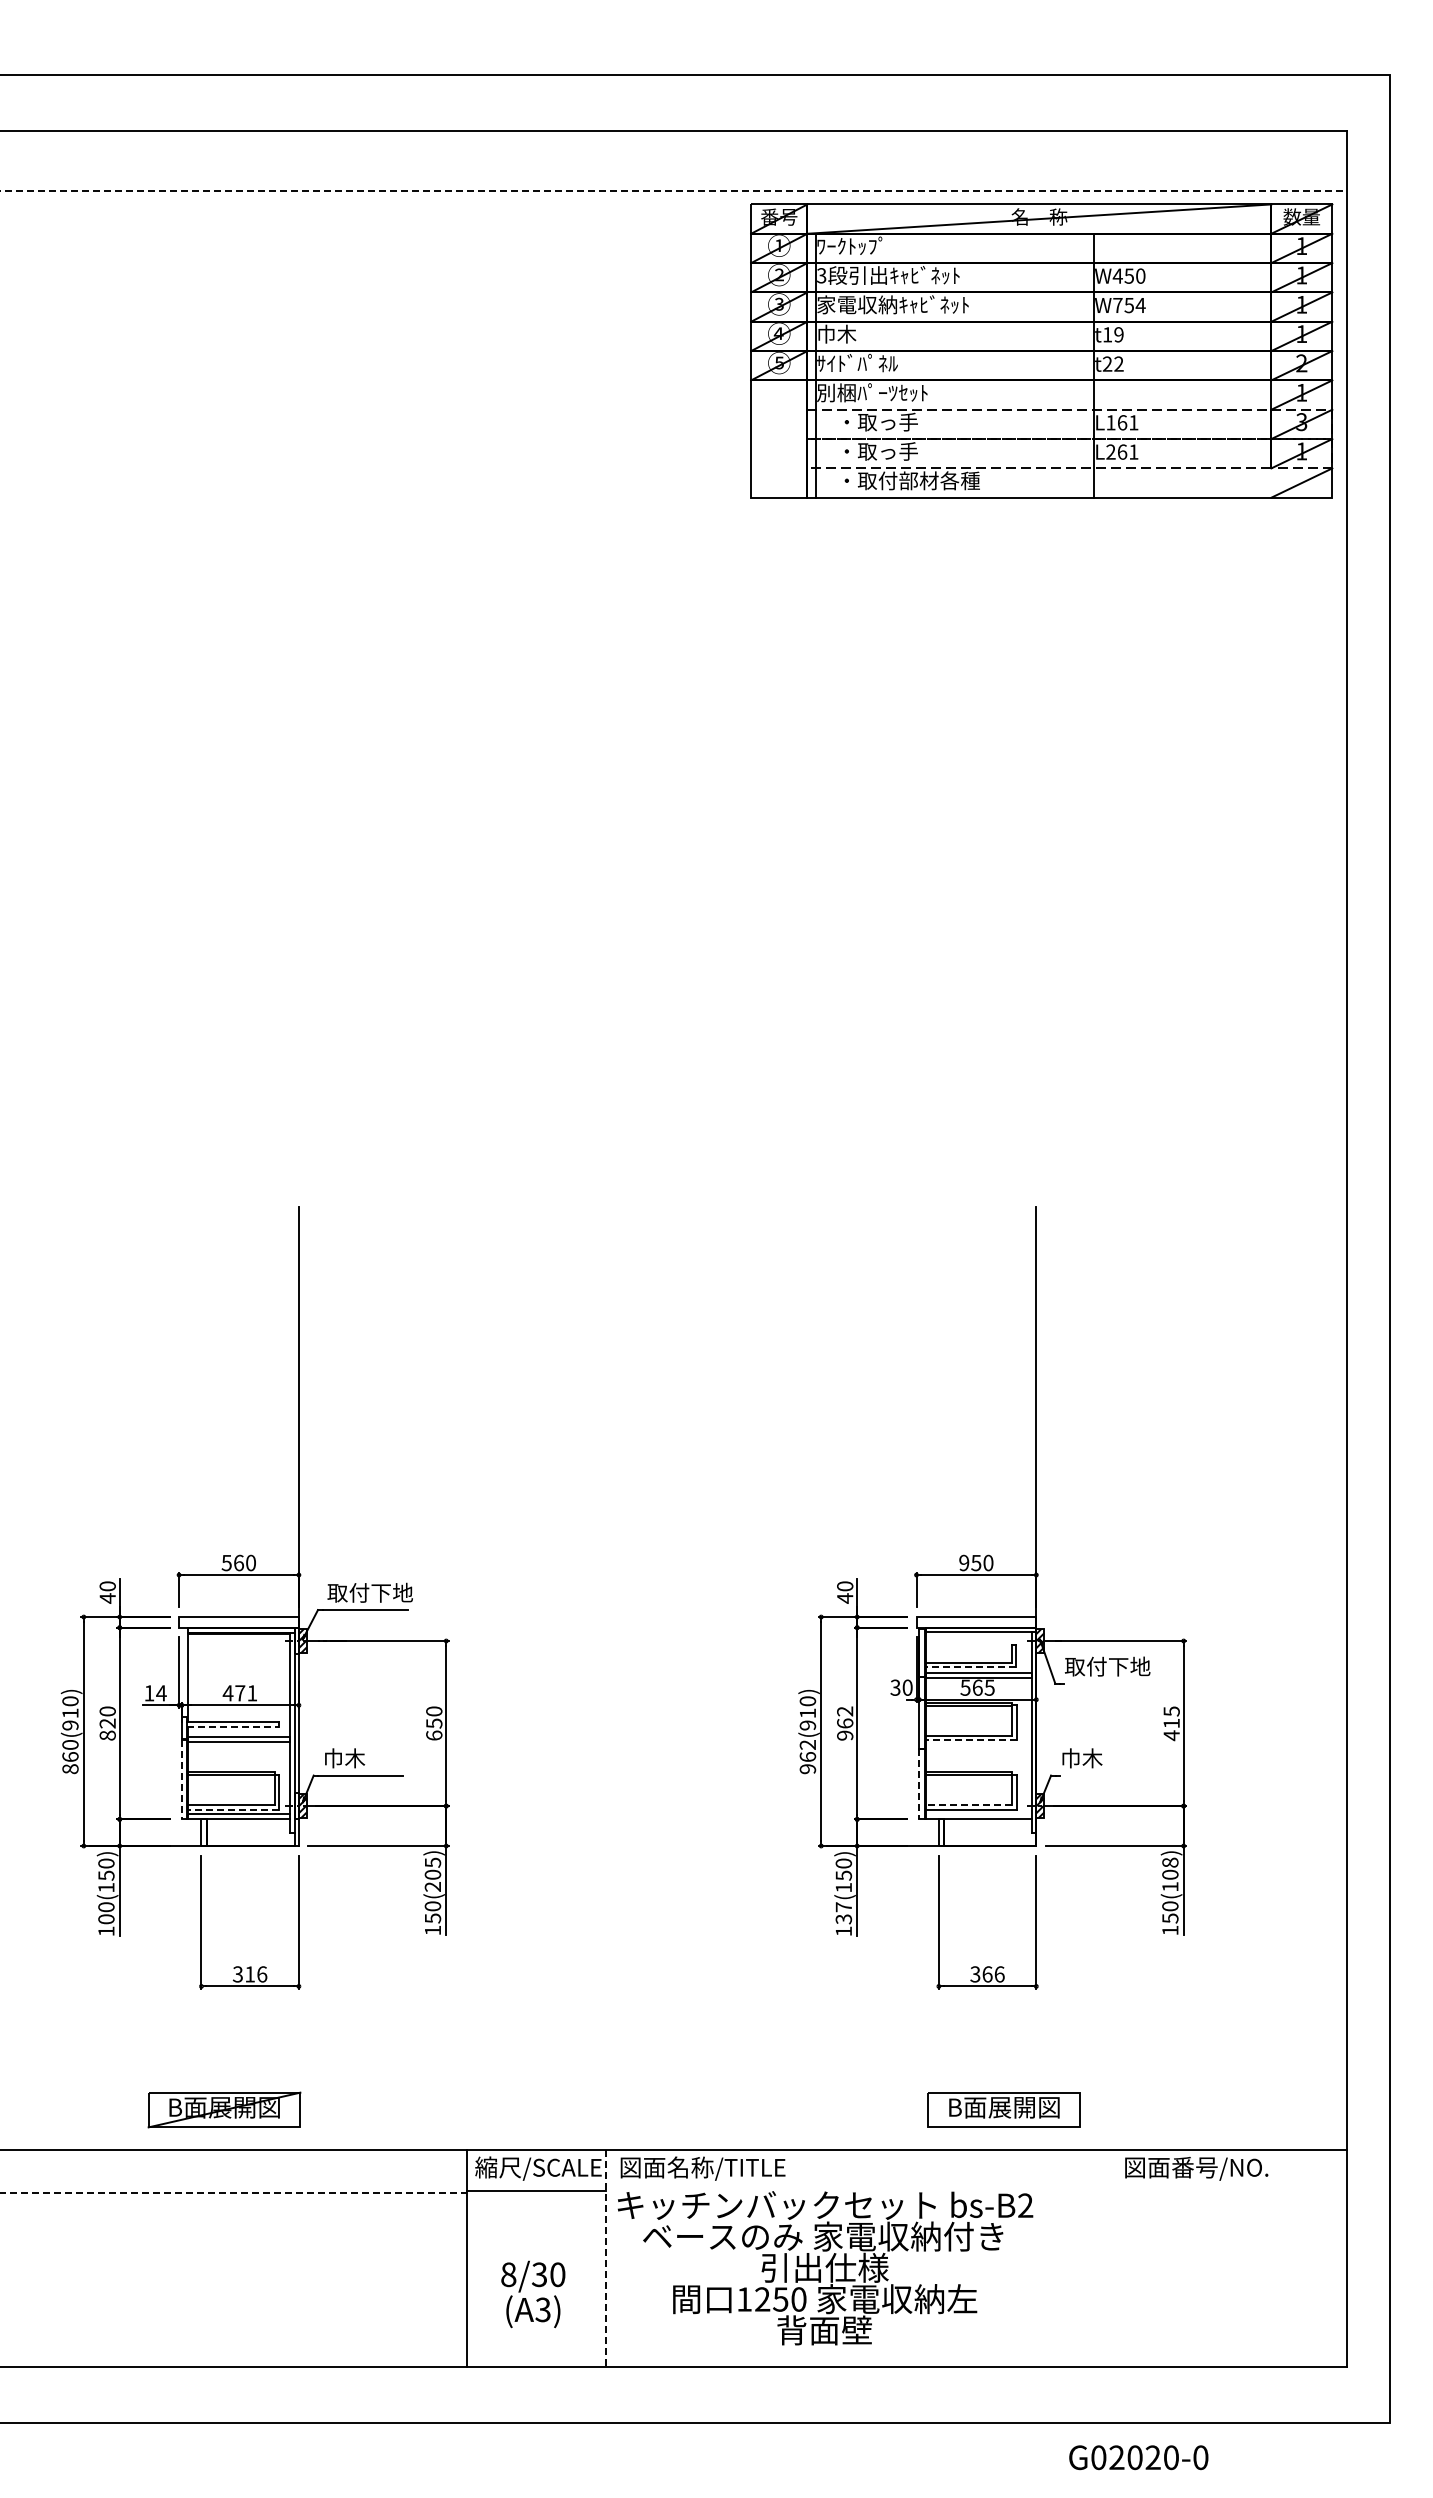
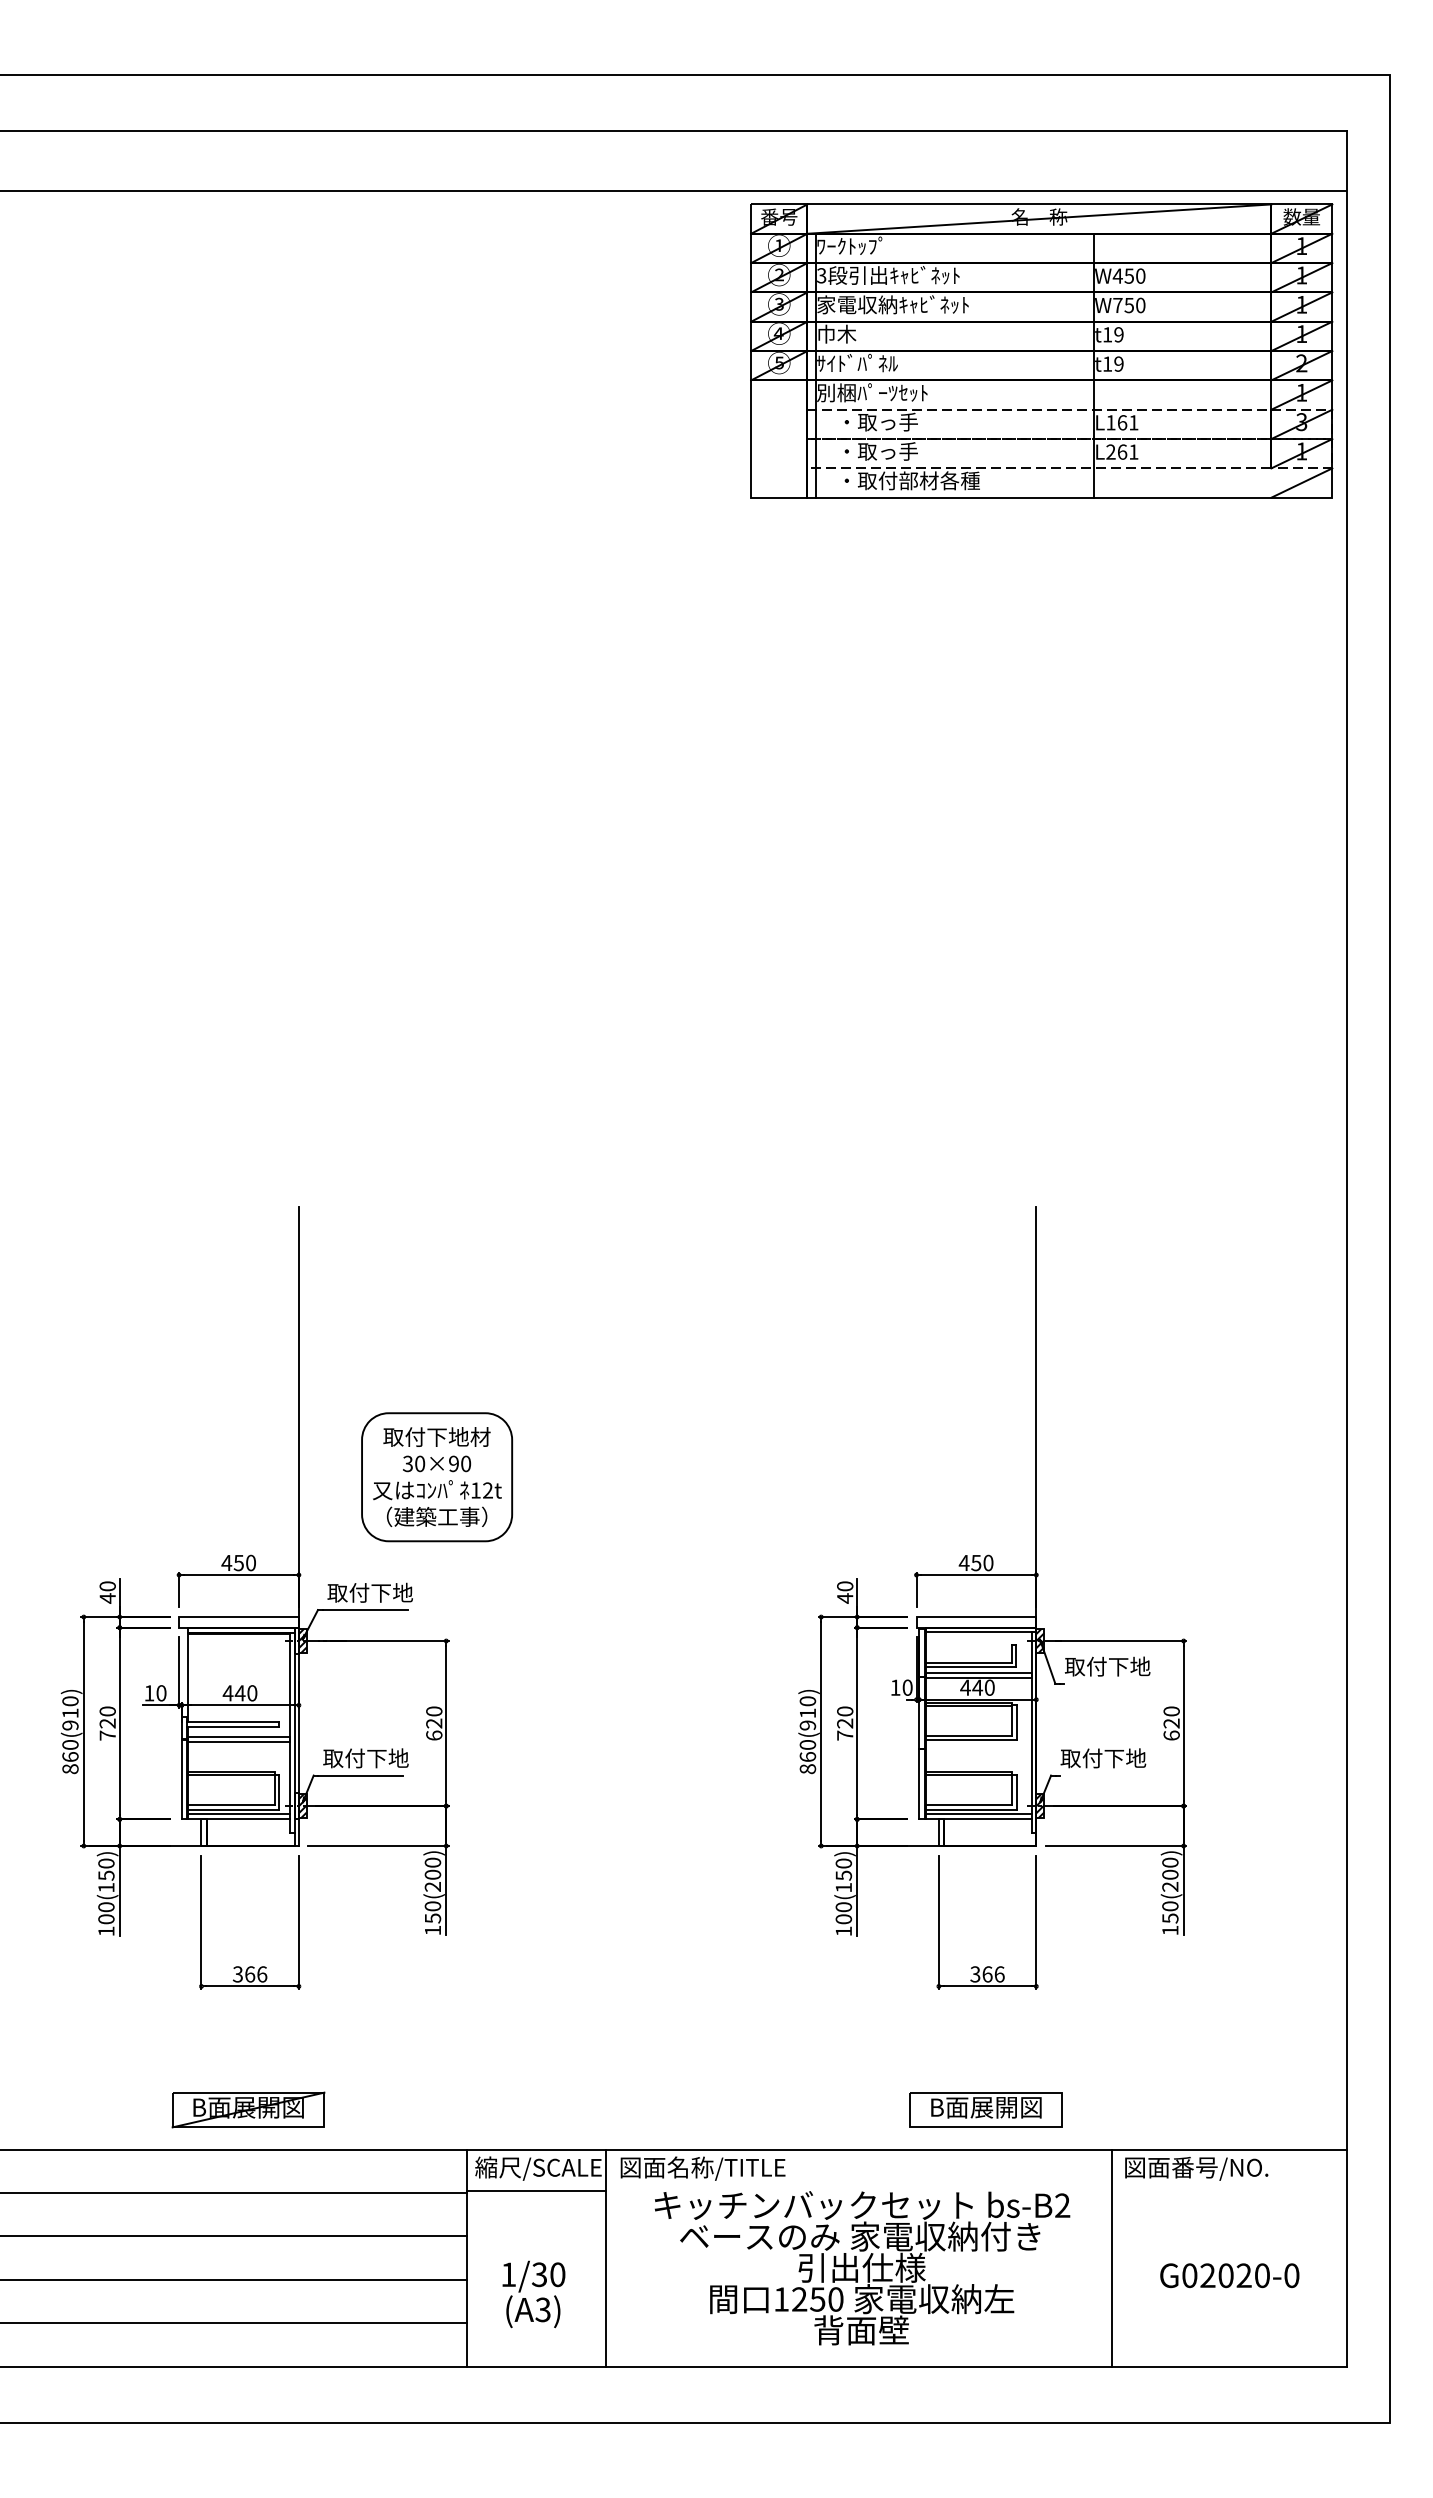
line: dashed -> solid (674, 191)
text: W754 -> W750 (1140, 305)
text: t22 -> t19 (1112, 363)
part: none -> present (437, 1477)
text: 560 -> 450 (232, 1562)
text: 950 -> 450 (963, 1562)
line: dashed -> solid (970, 1667)
text: 30 -> 10 (895, 1687)
text: 565 -> 440 (977, 1687)
text: 14 -> 10 (161, 1693)
text: 471 -> 440 (245, 1693)
text: 650 -> 620 (434, 1723)
text: 962 -> 720 (845, 1723)
text: 415 -> 620 (1171, 1723)
line: dashed -> solid (233, 1727)
text: 820 -> 720 (107, 1735)
line: dashed -> solid (970, 1740)
text: 962(910) -> 860(910) (807, 1757)
text: 巾木 -> 取付下地 (365, 1758)
text: 巾木 -> 取付下地 (1103, 1758)
line: dashed -> solid (181, 1779)
line: dashed -> solid (919, 1783)
line: dashed -> solid (968, 1805)
line: dashed -> solid (233, 1809)
line: none -> present (978, 1814)
text: 150(205) -> 150(200) (432, 1862)
text: 150(108) -> 150(200) (1170, 1874)
text: 137(150) -> 100(150) (843, 1913)
text: 316 -> 366 (250, 1974)
part position: (224, 2109) -> (248, 2109) (248, 2109)
part position: (1003, 2109) -> (985, 2109) (985, 2109)
line: dashed -> solid (233, 2192)
line: none -> present (234, 2236)
line: dashed -> solid (606, 2258)
line: none -> present (1112, 2258)
text position: (825, 2268) -> (862, 2268) (862, 2268)
text: 8/30 -> 1/30 (508, 2274)
line: none -> present (234, 2279)
line: none -> present (234, 2323)
text position: (1138, 2457) -> (1229, 2275) (1229, 2275)
